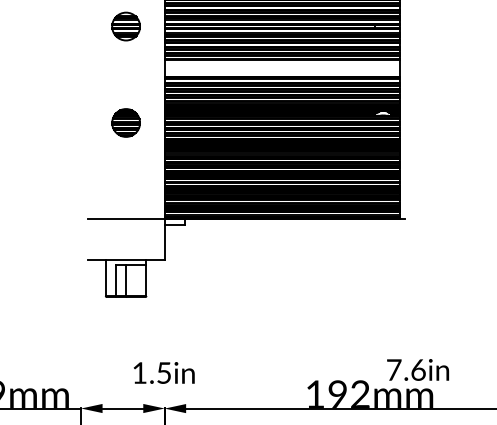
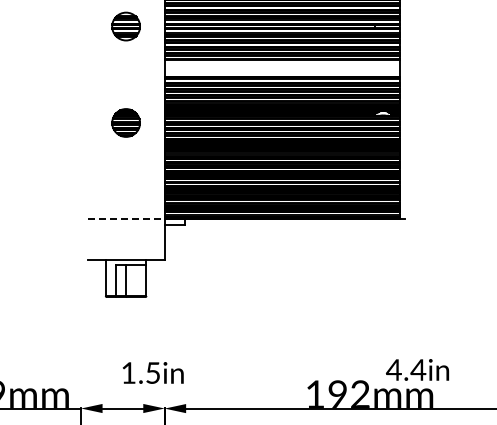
line: solid -> dashed (126, 219)
text: 7.6in -> 4.4in (405, 369)
text position: (163, 372) -> (152, 372) (152, 372)
